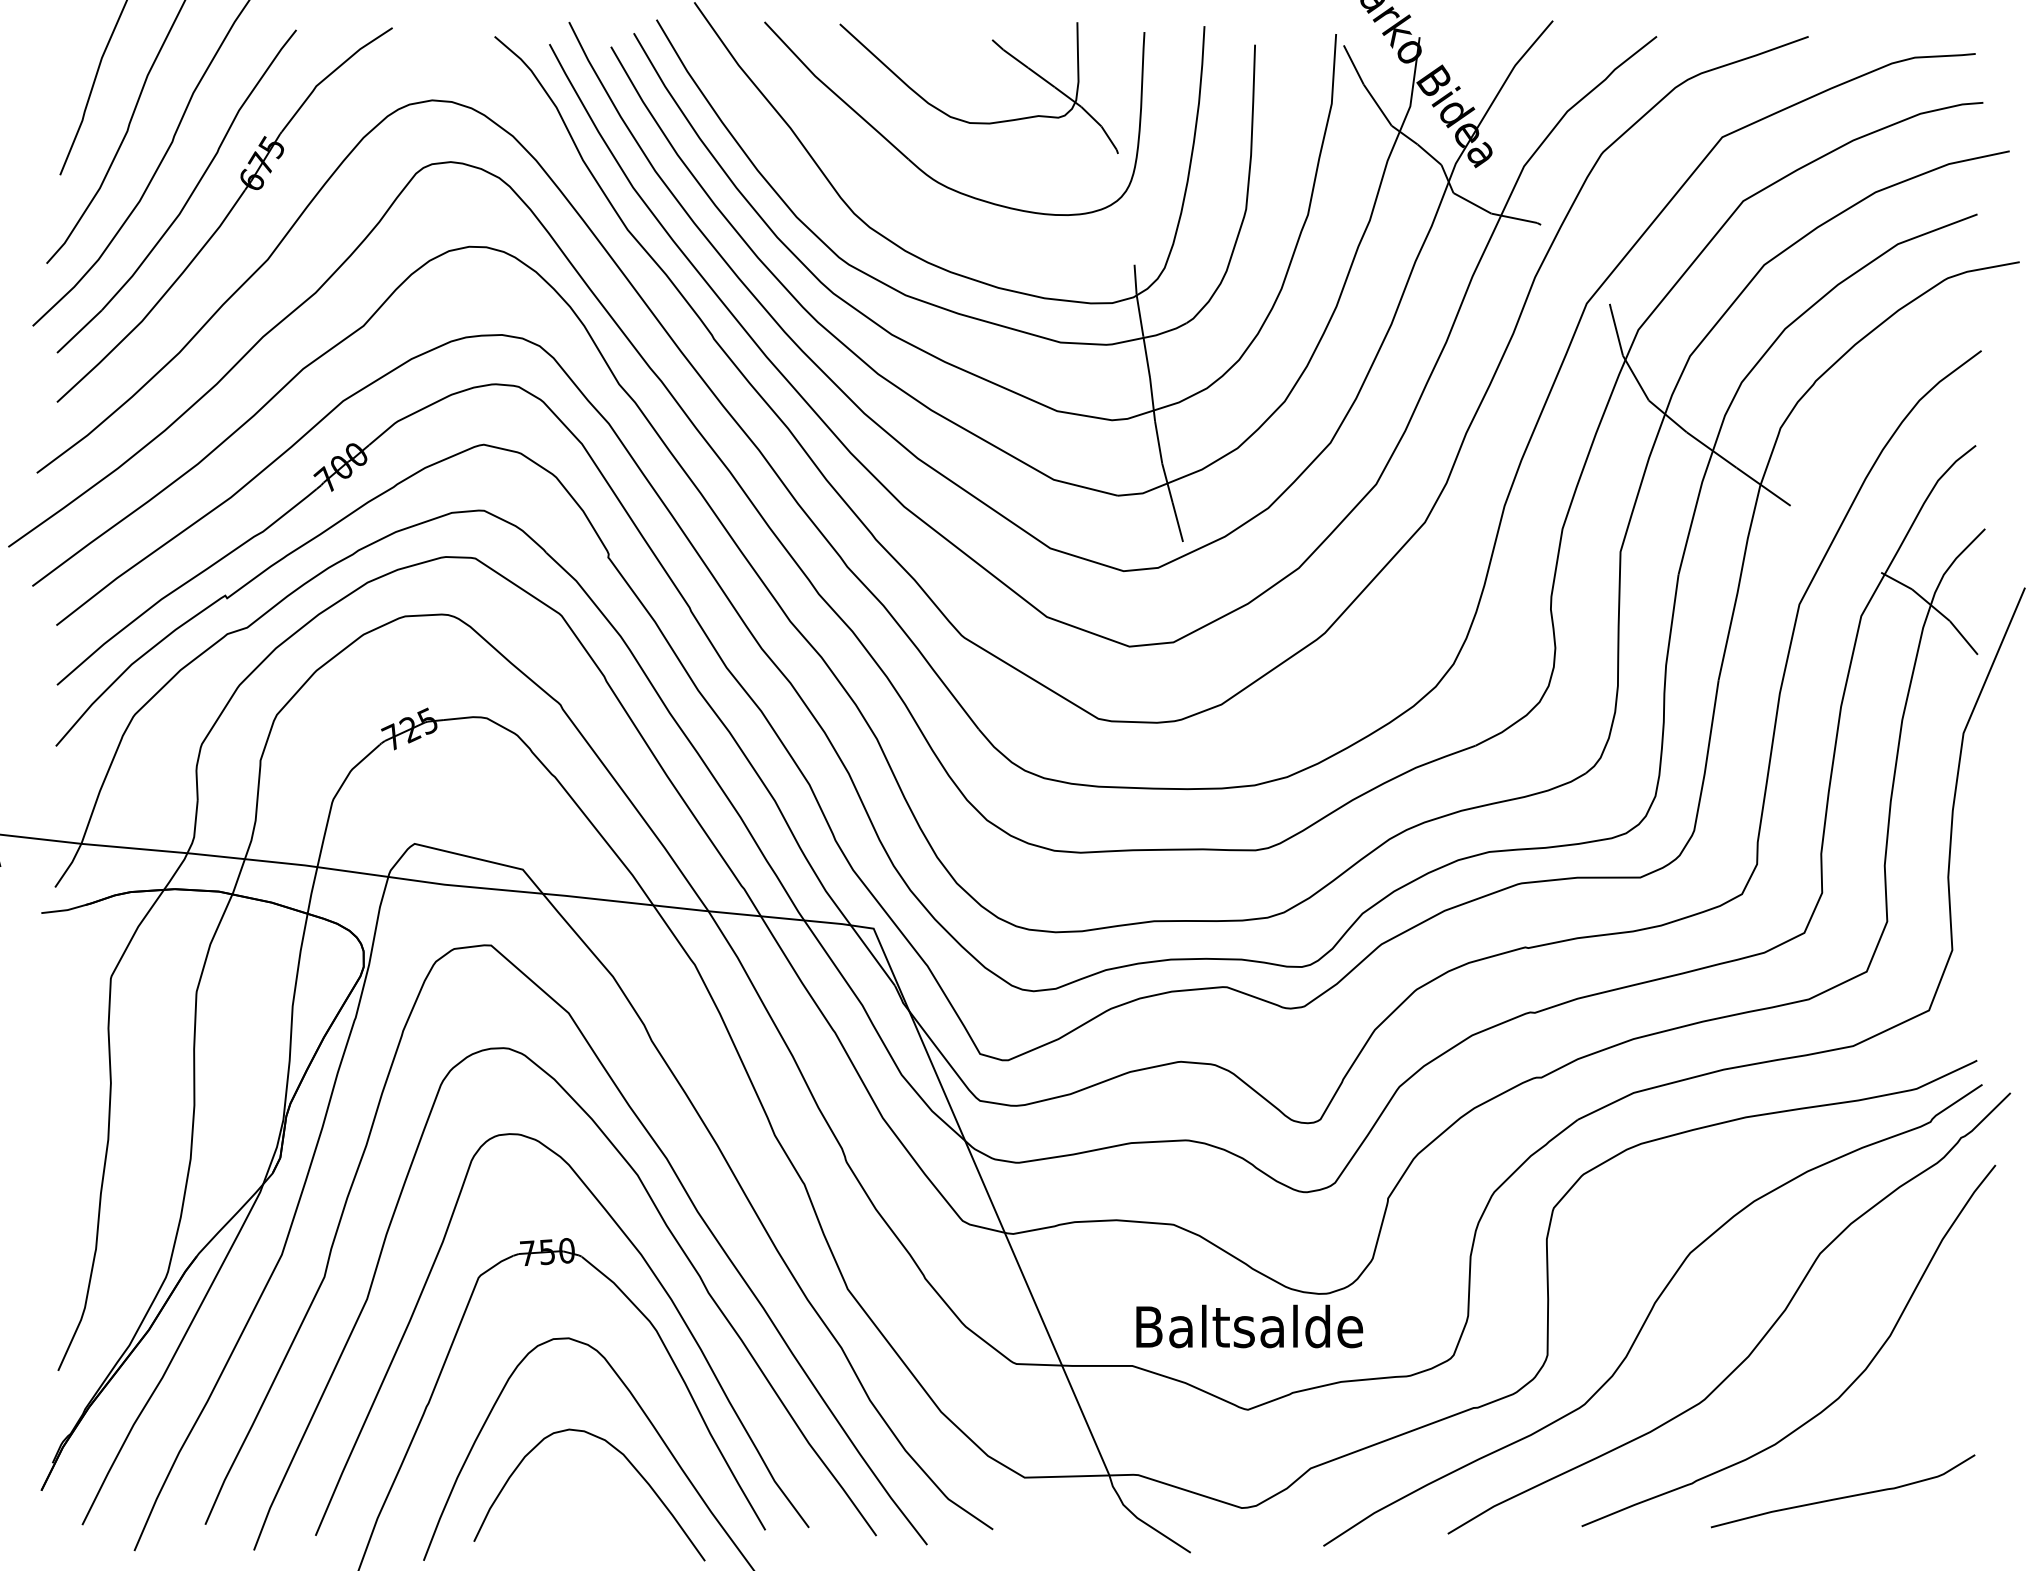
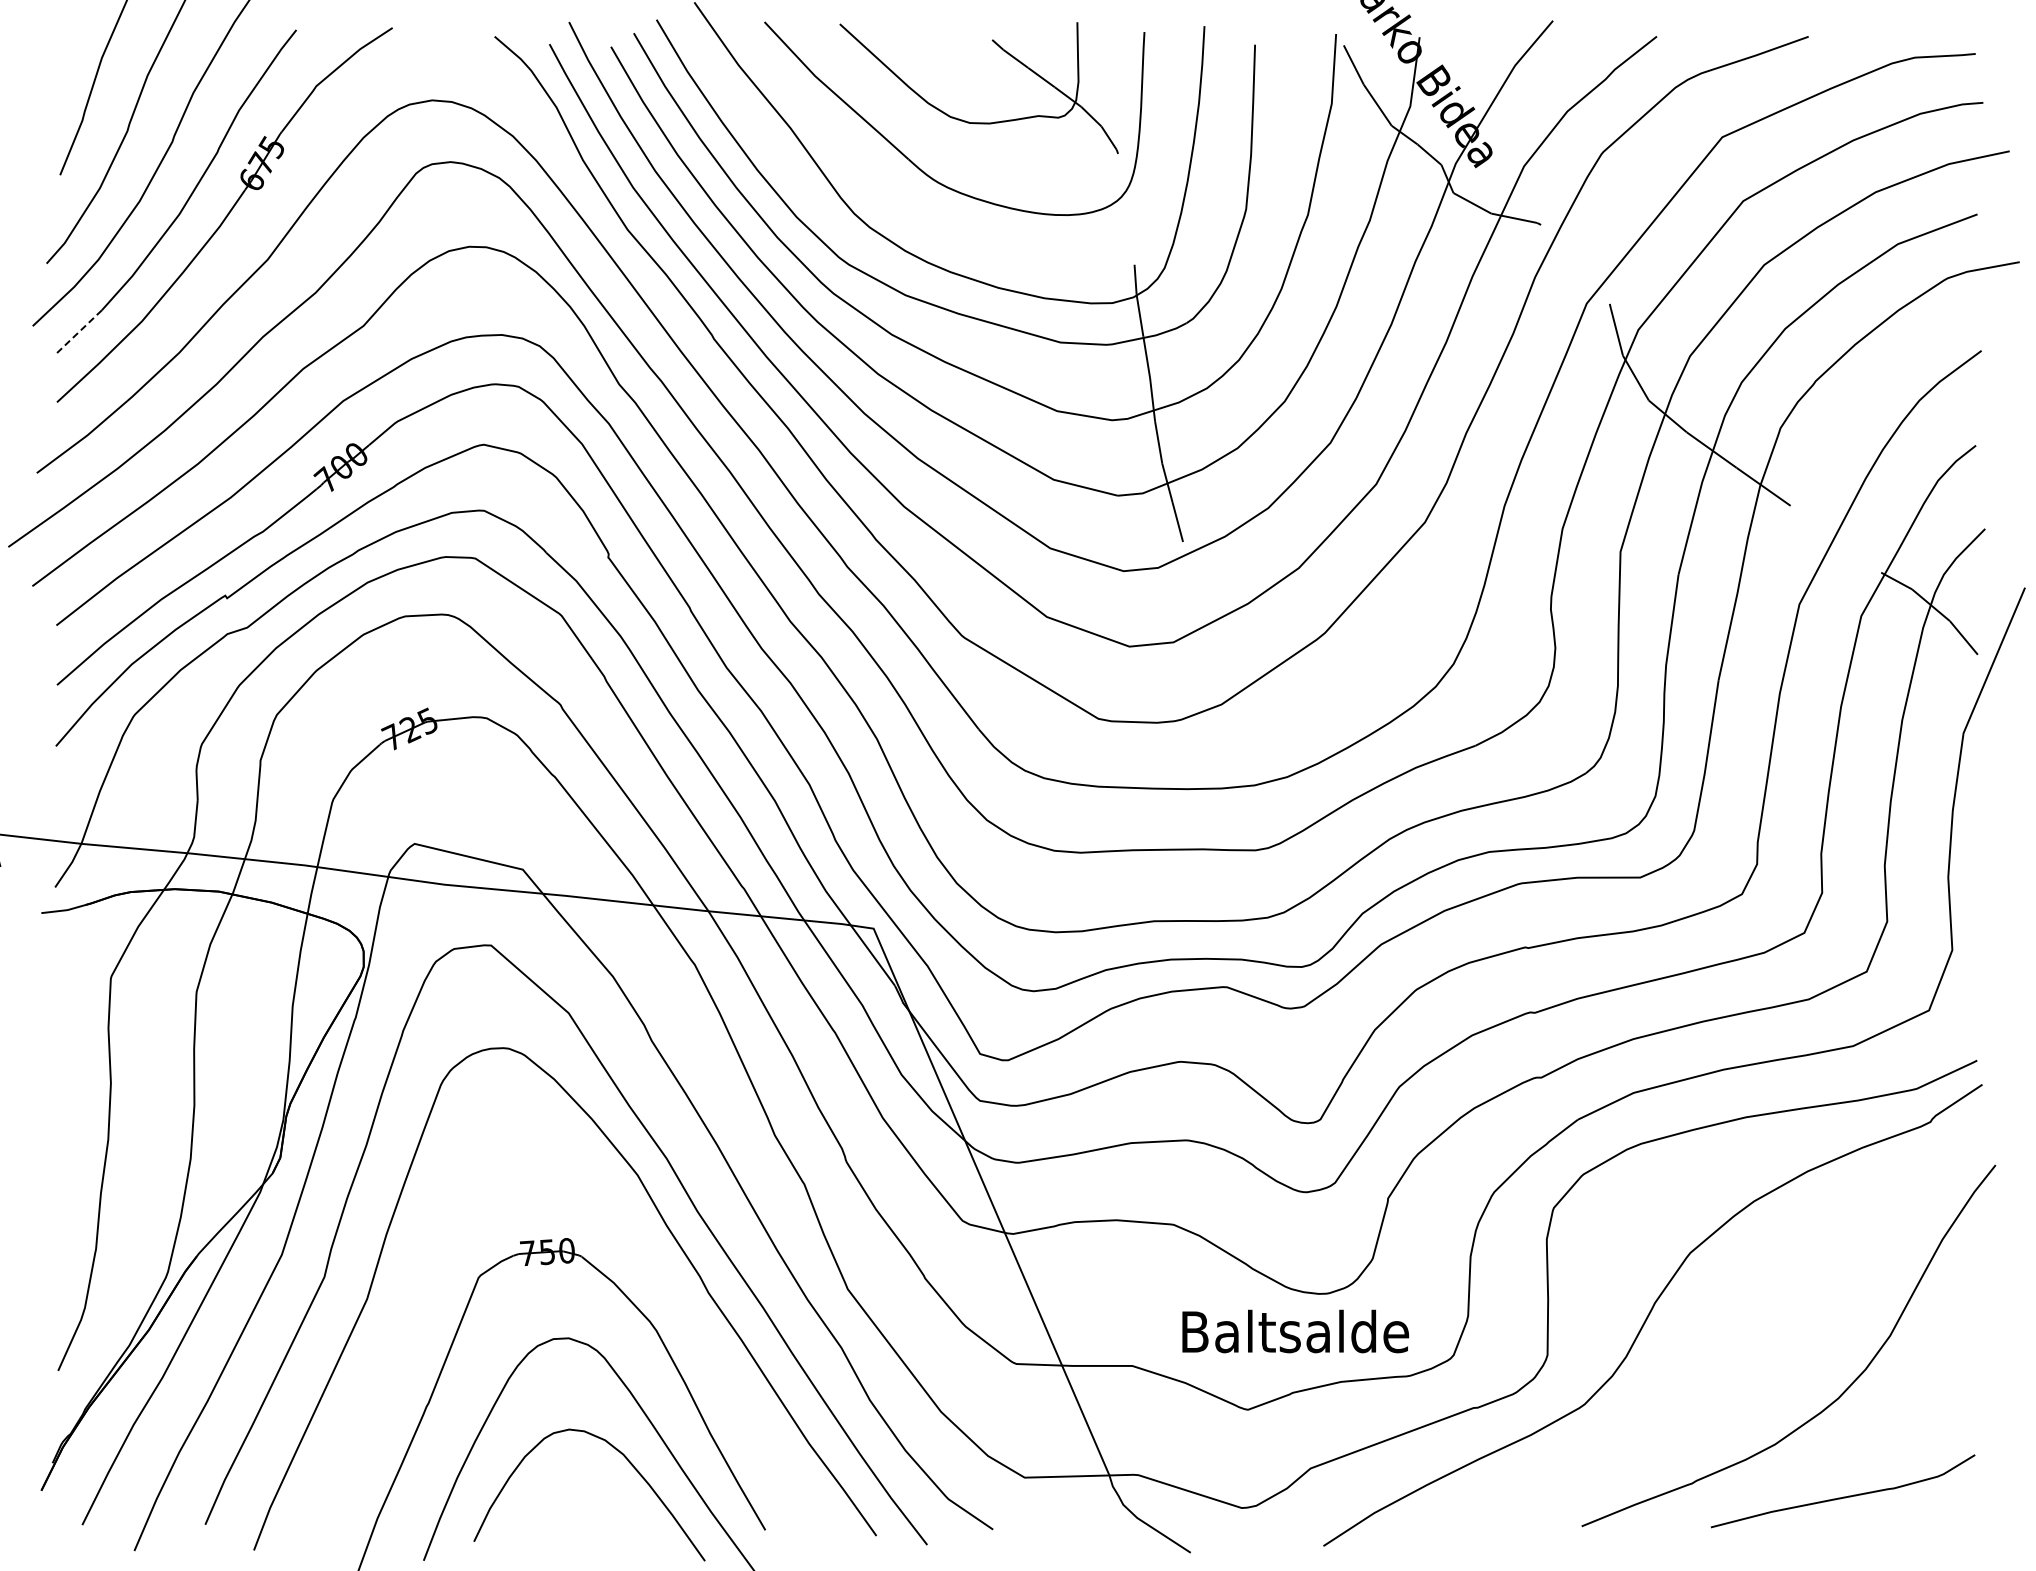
line: solid -> dashed (79, 331)
curve: present -> none (652, 1273)
text position: (1249, 1326) -> (1295, 1331) (1295, 1331)
curve: present -> none (1759, 1340)
